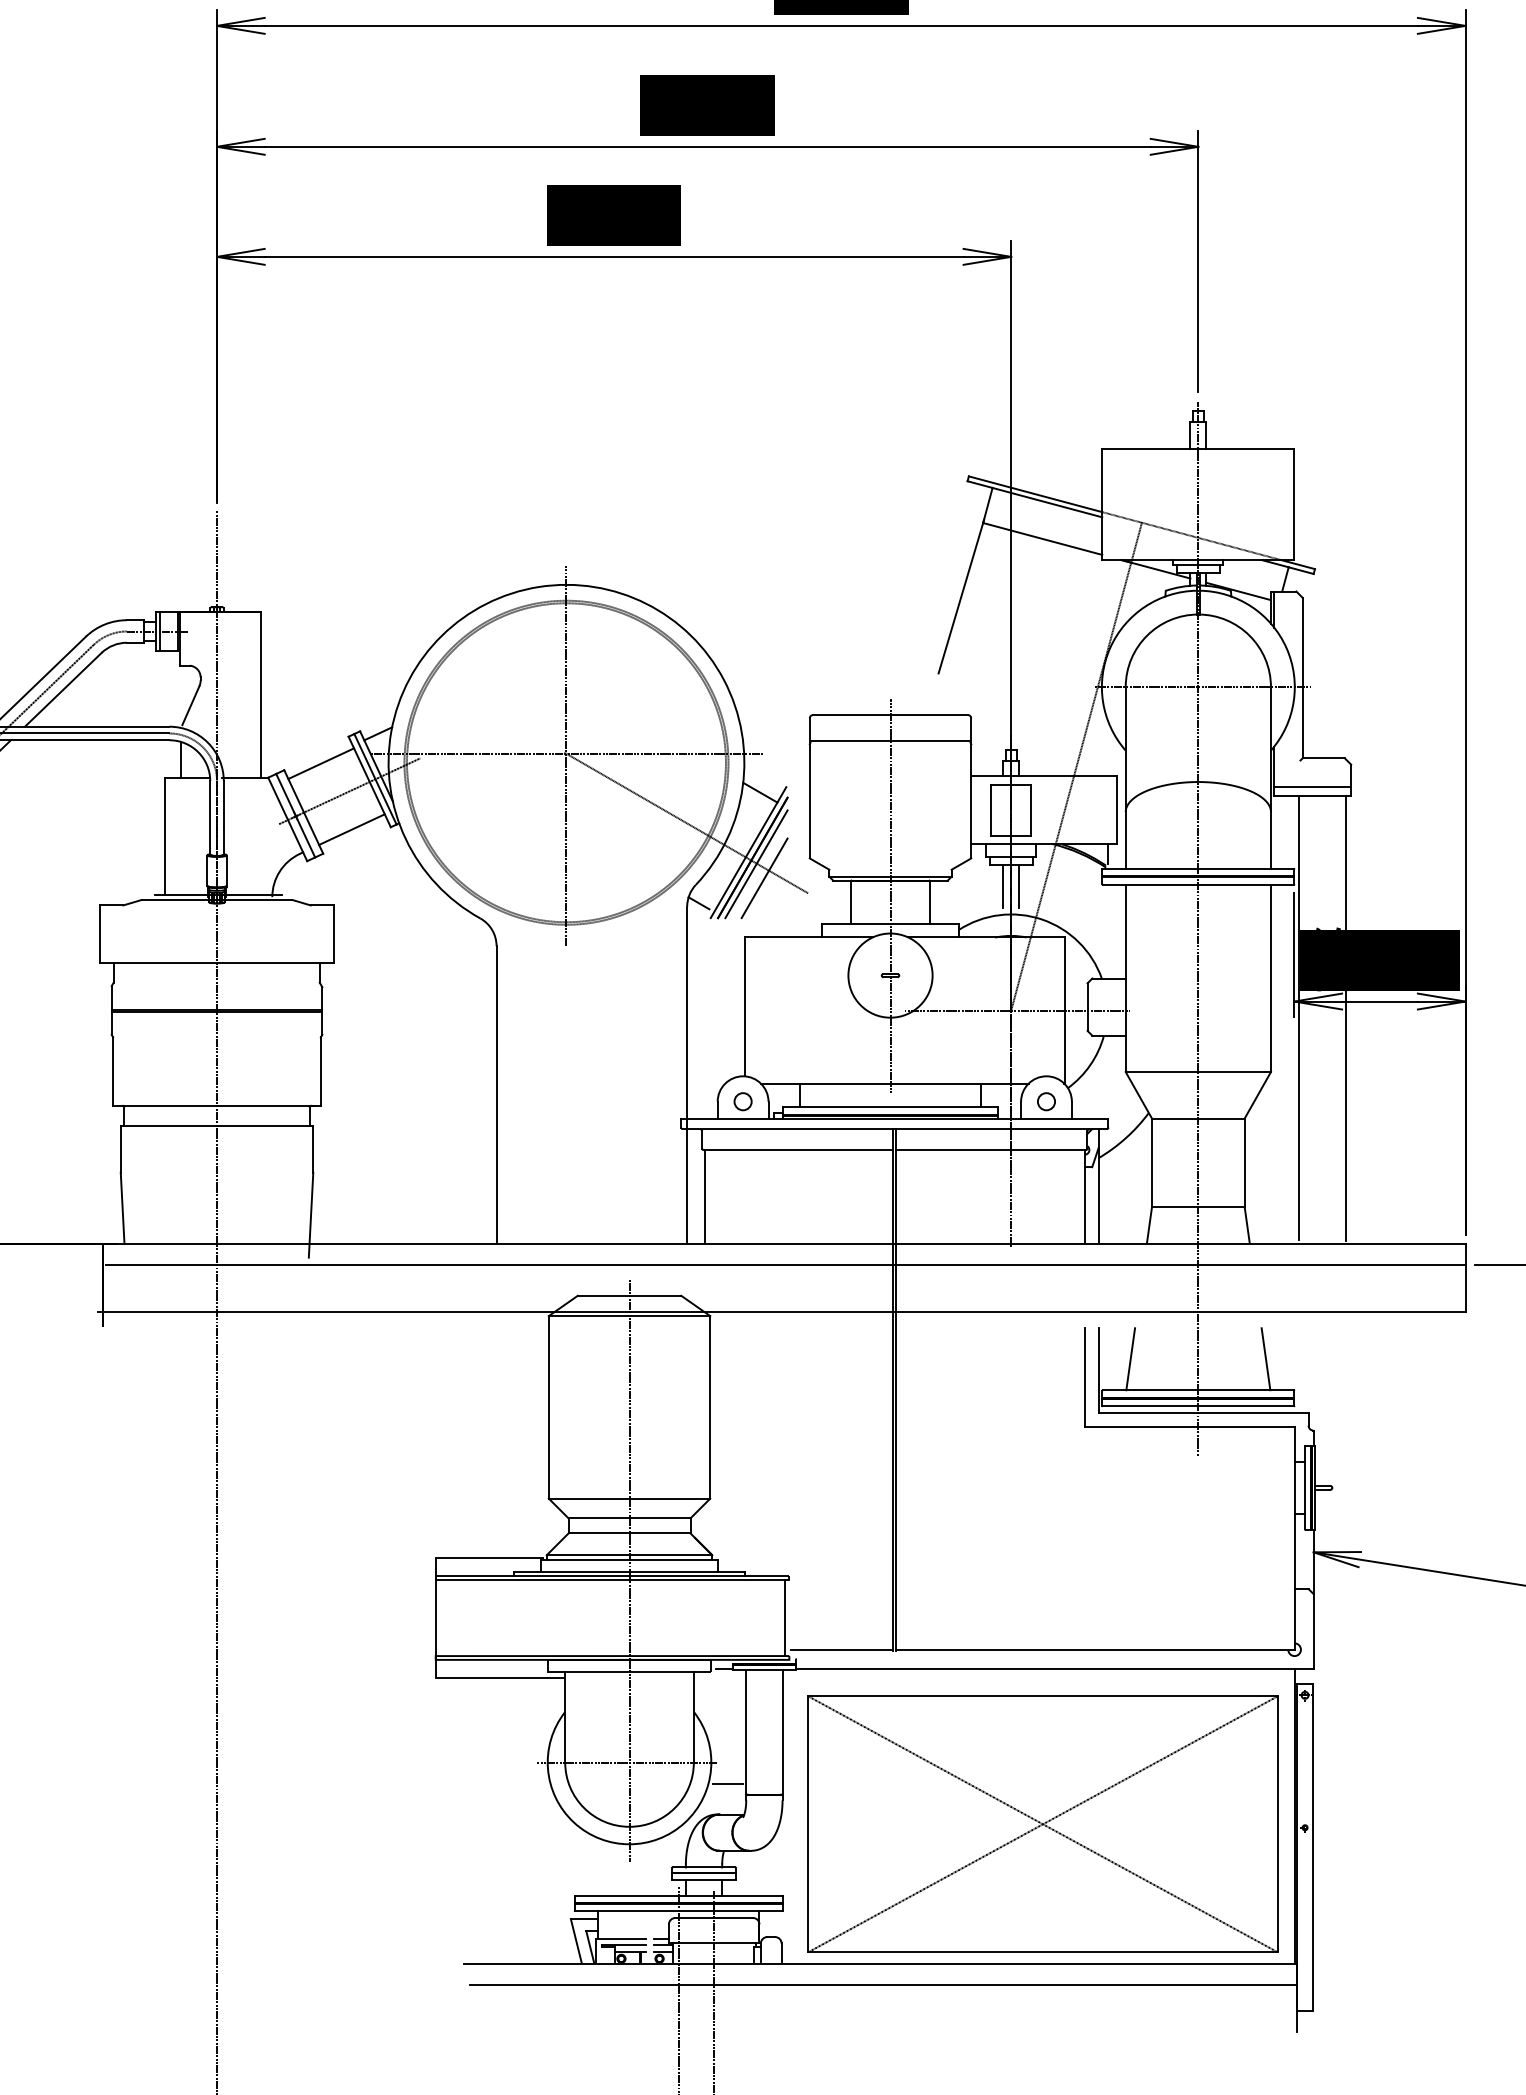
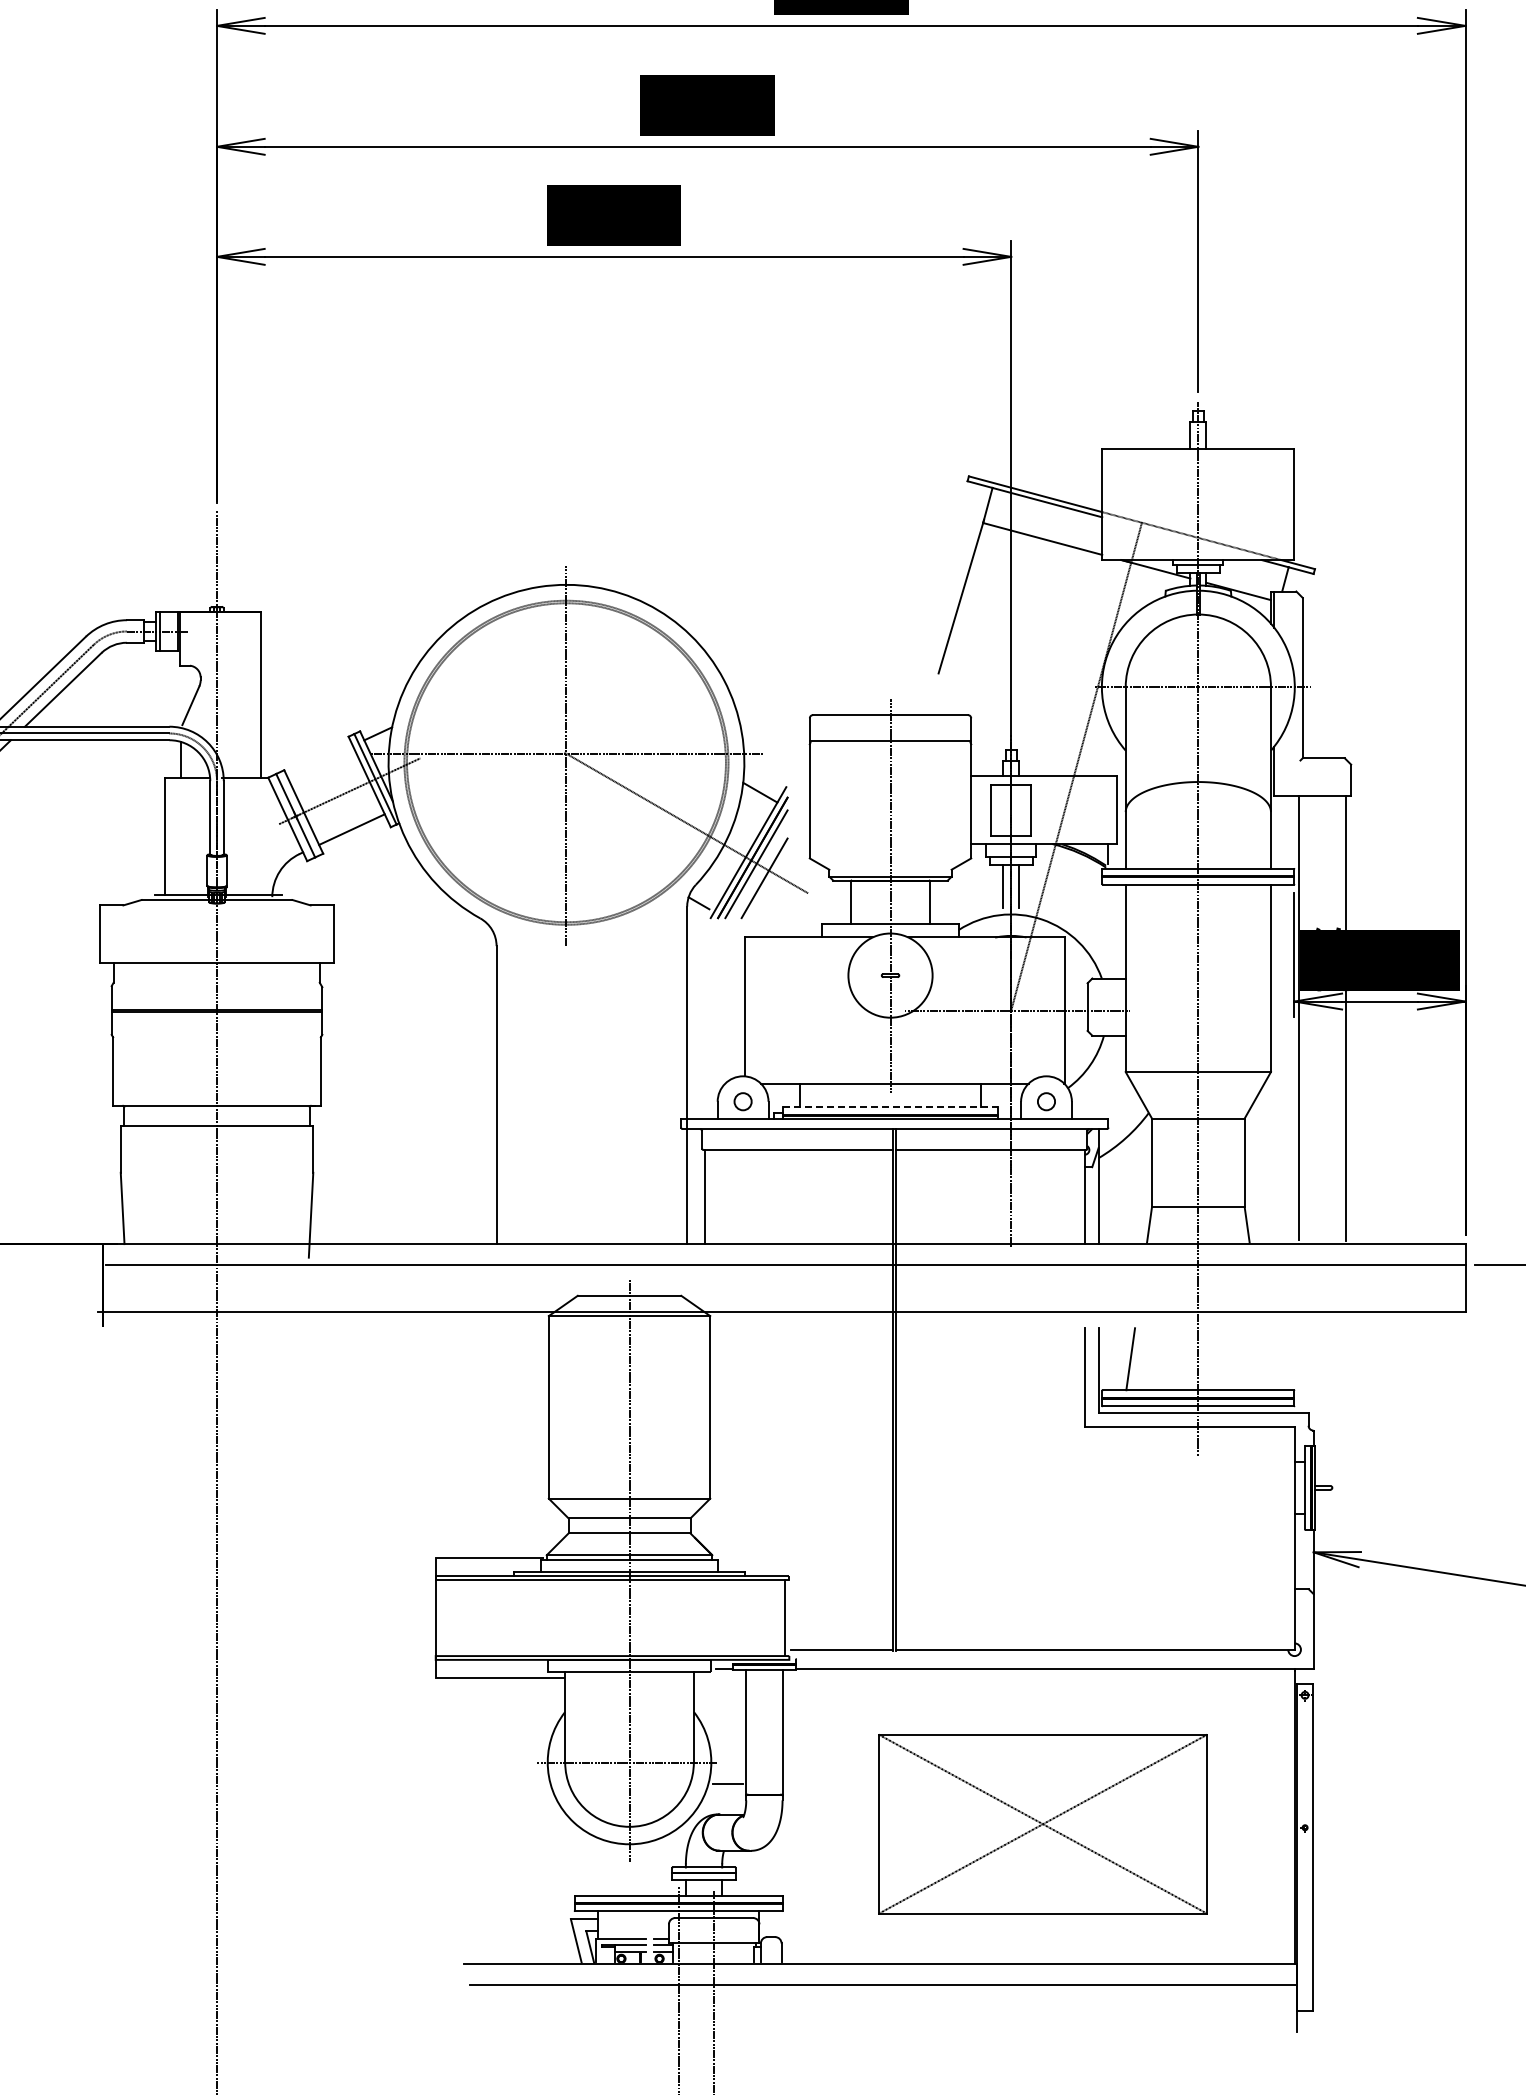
line: present -> none (321, 763)
line: present -> none (1312, 786)
line: solid -> dashed (891, 1107)
line: present -> none (1265, 1359)
part size: 472x258 px -> 330x181 px (1042, 1824)
